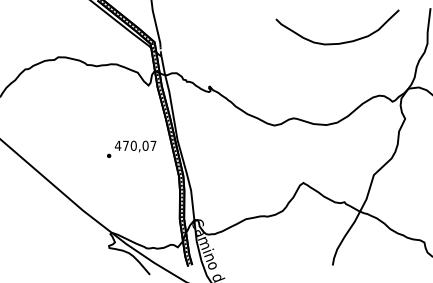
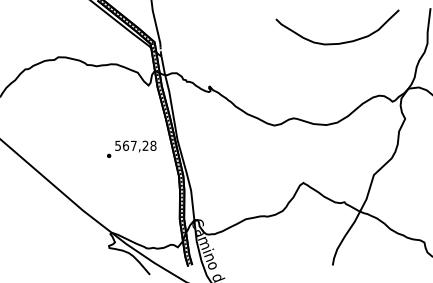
text: 470,07 -> 567,28 (135, 145)
